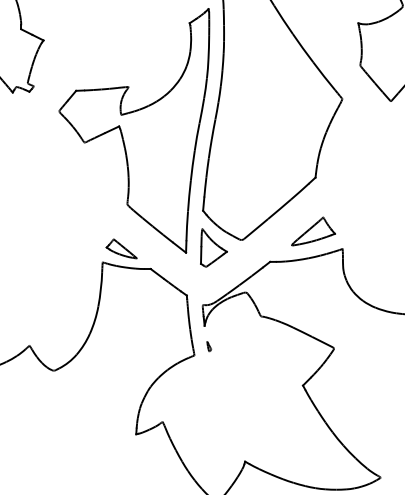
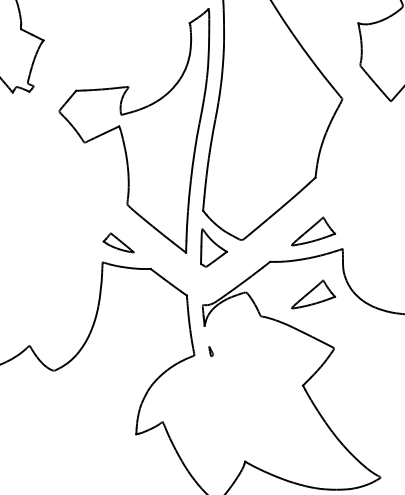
part position: (121, 248) -> (118, 242) (118, 242)
part: none -> present (313, 294)
part position: (209, 346) -> (211, 351) (211, 351)
